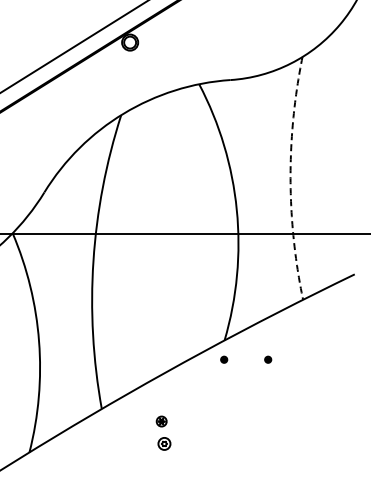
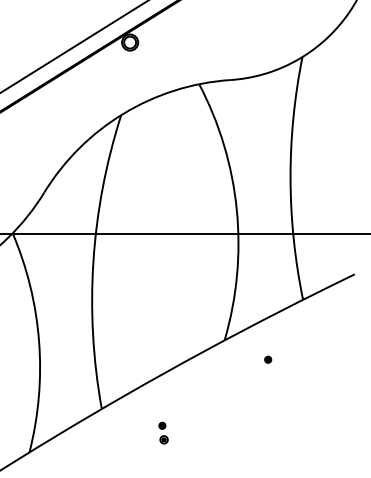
arc: dashed -> solid (290, 178)
part: present -> none (224, 359)
part size: 17x36 px -> 11x24 px (163, 432)
